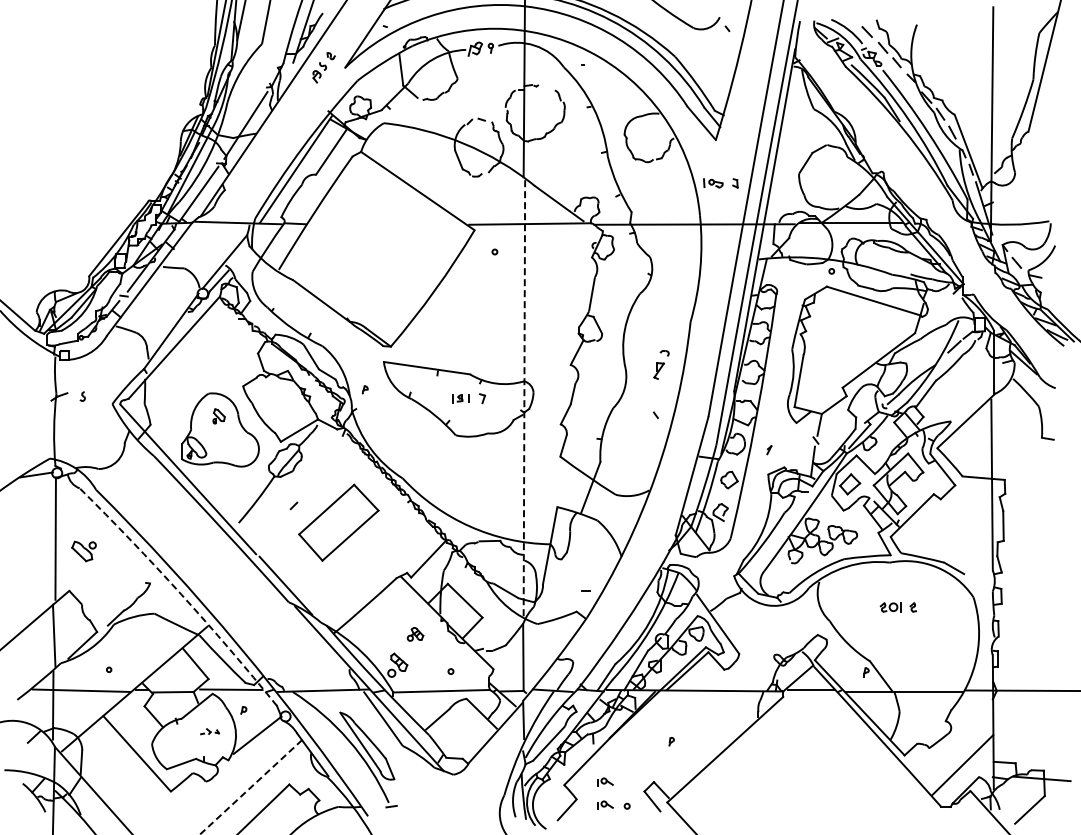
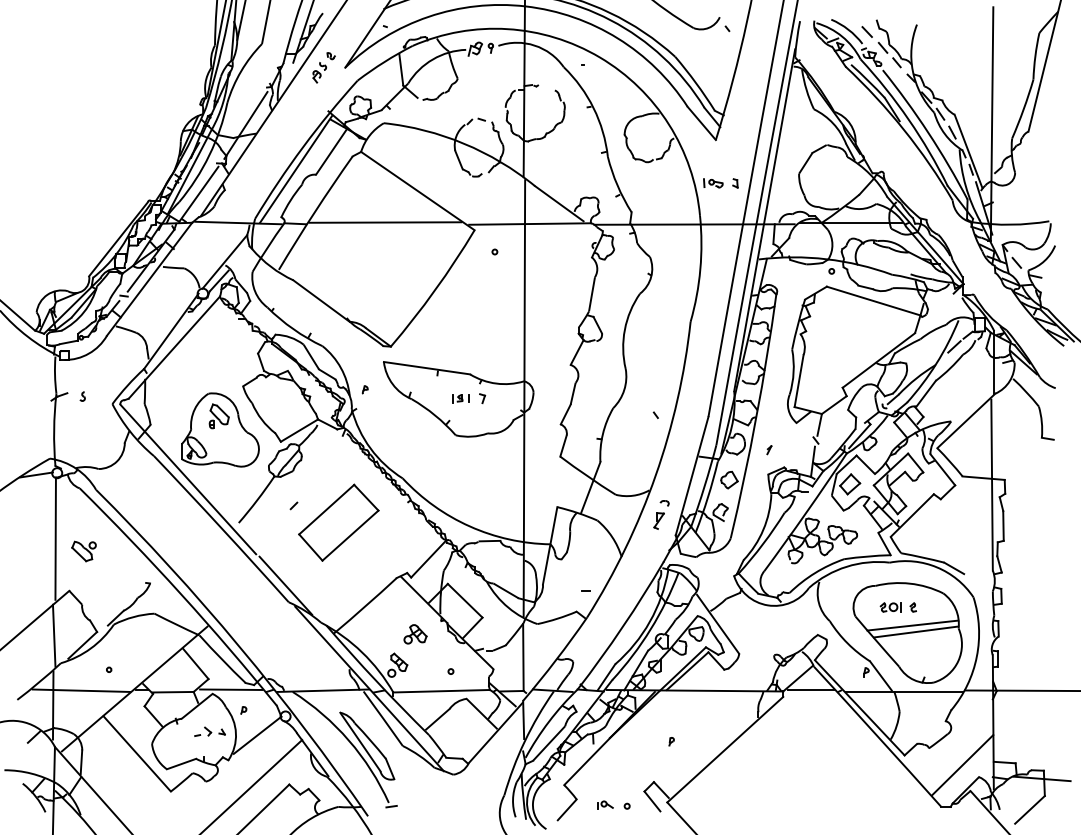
line: none -> present (385, 222)
part position: (661, 364) -> (661, 514) (661, 514)
line: dashed -> solid (524, 398)
part size: 14x17 px -> 22x27 px (218, 416)
arc: dashed -> solid (181, 594)
part: none -> present (907, 632)
part size: 19x15 px -> 25x21 px (415, 634)
part size: 20x8 px -> 32x11 px (209, 731)
part: present -> none (605, 781)
line: dashed -> solid (250, 787)
